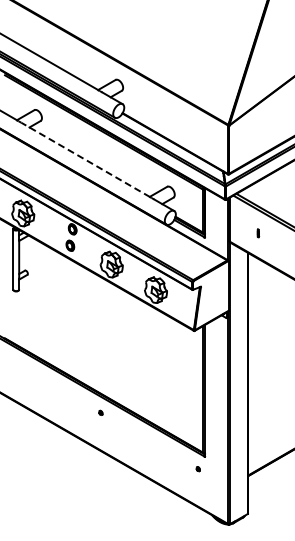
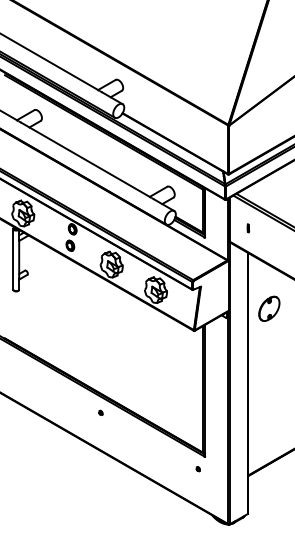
line: dashed -> solid (85, 159)
part position: (258, 233) -> (248, 228) (248, 228)
part: none -> present (269, 308)
